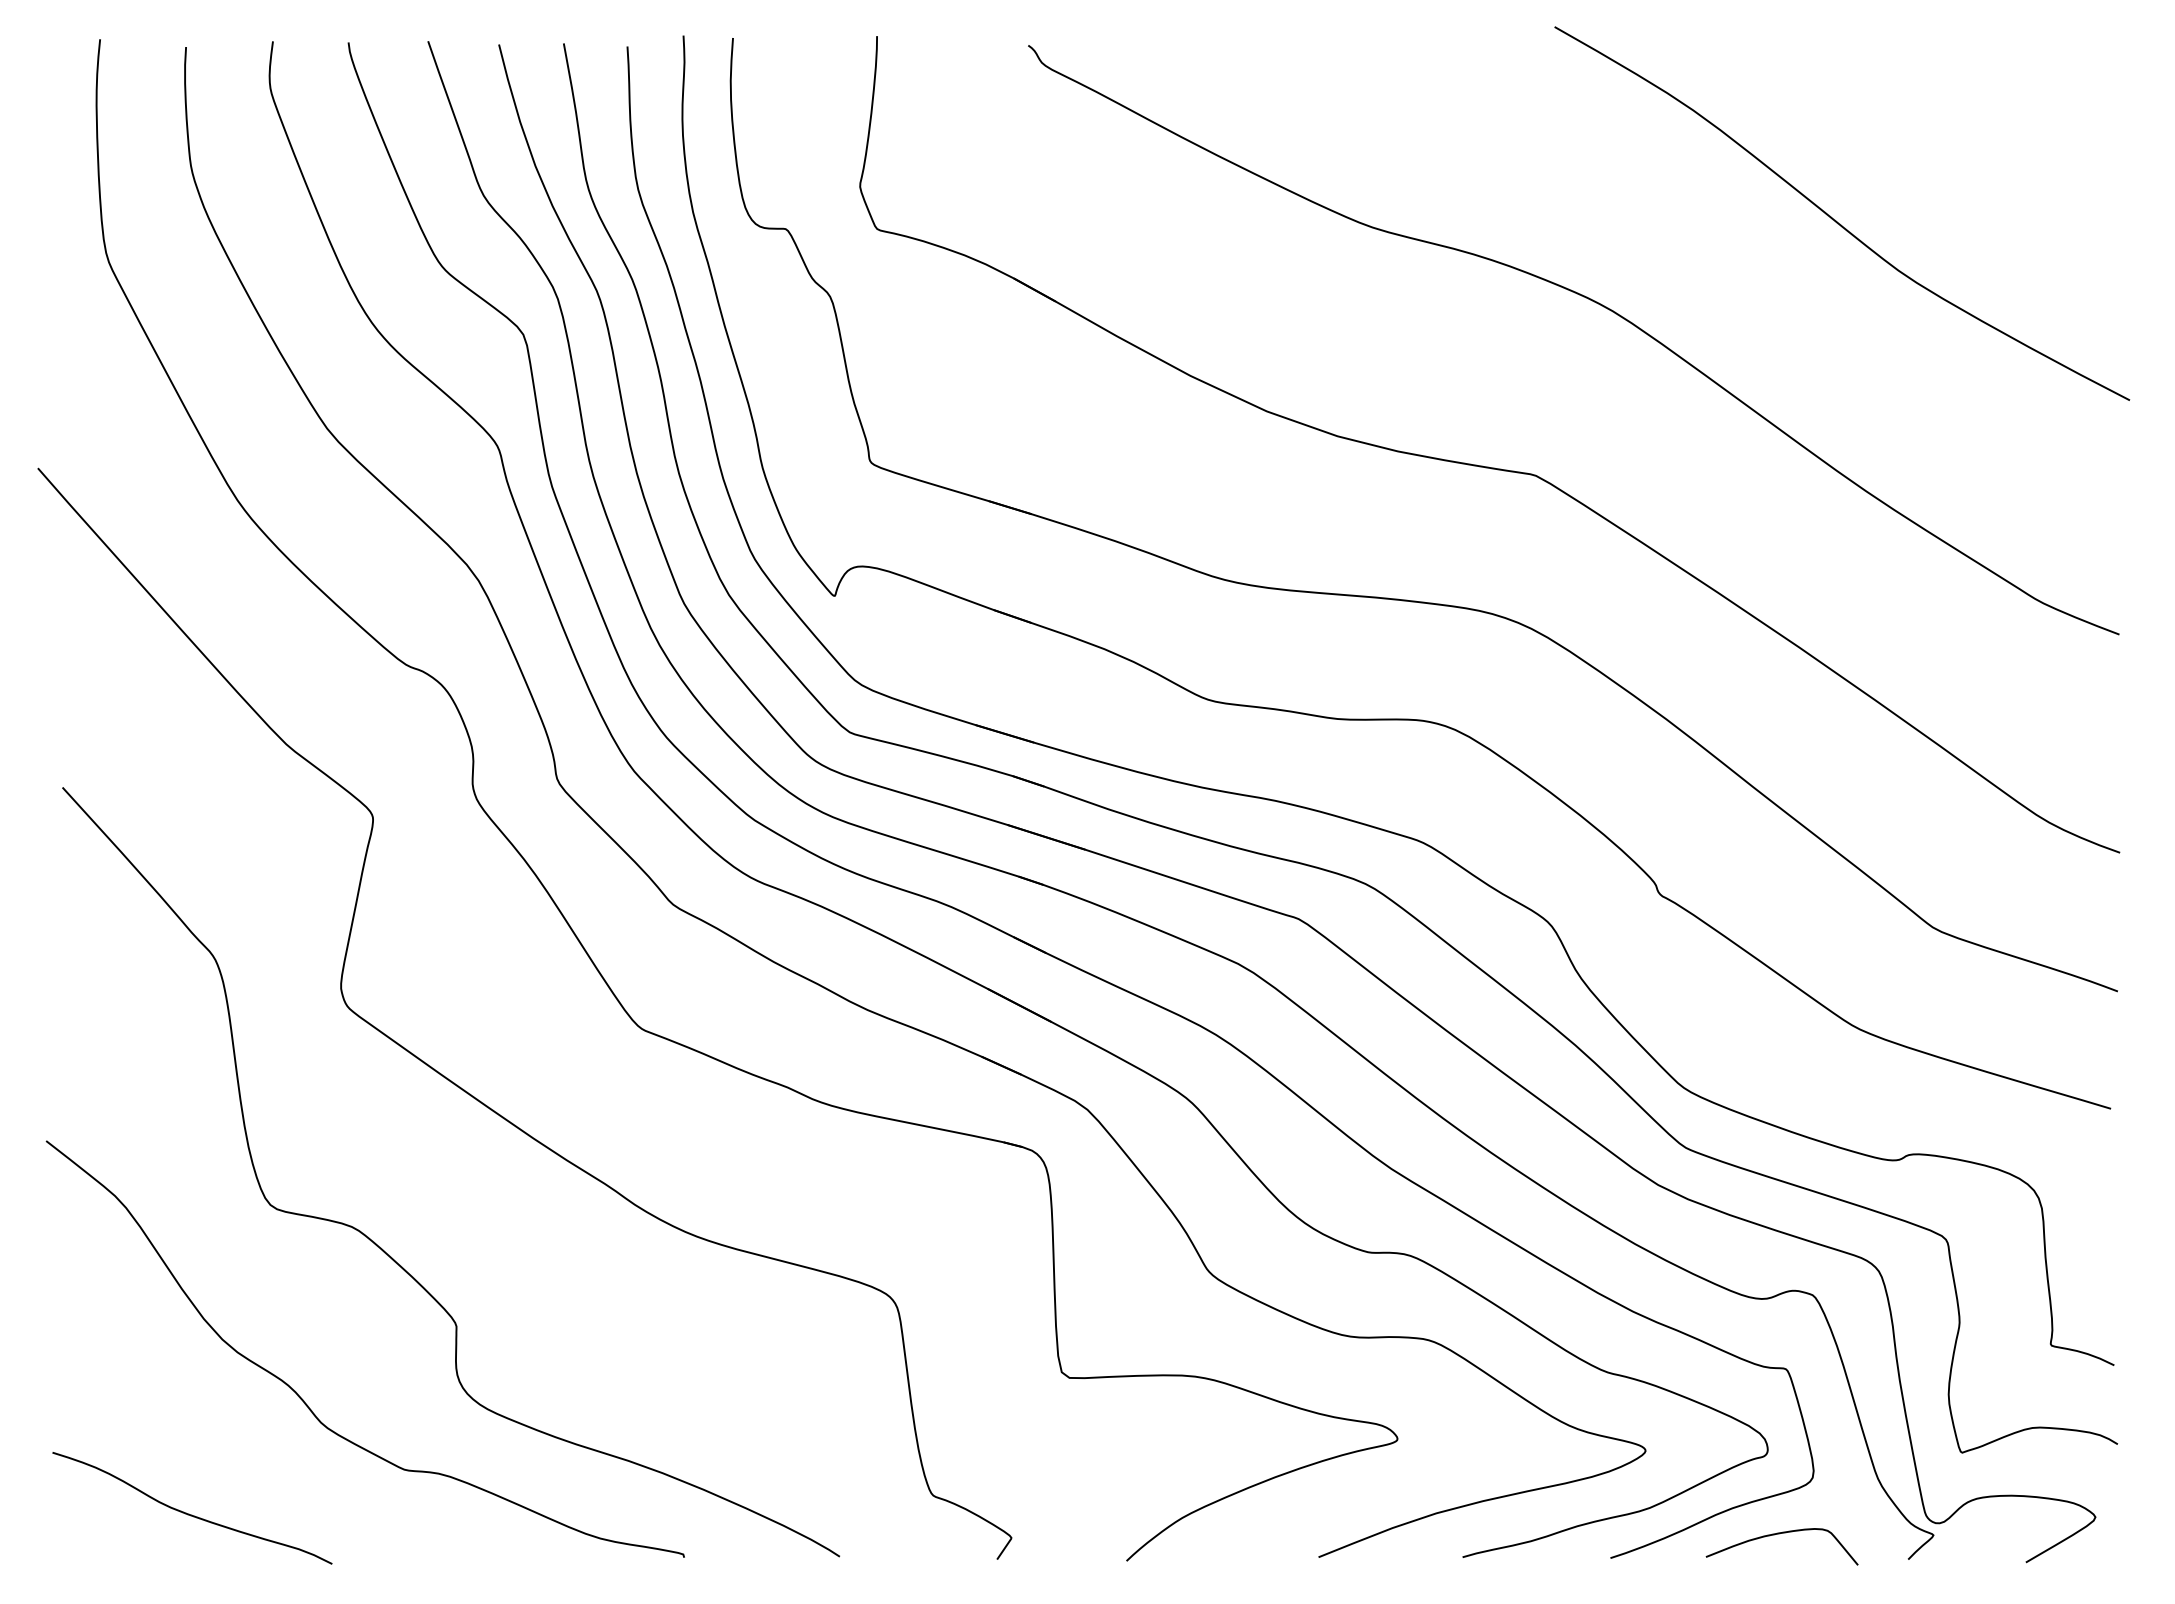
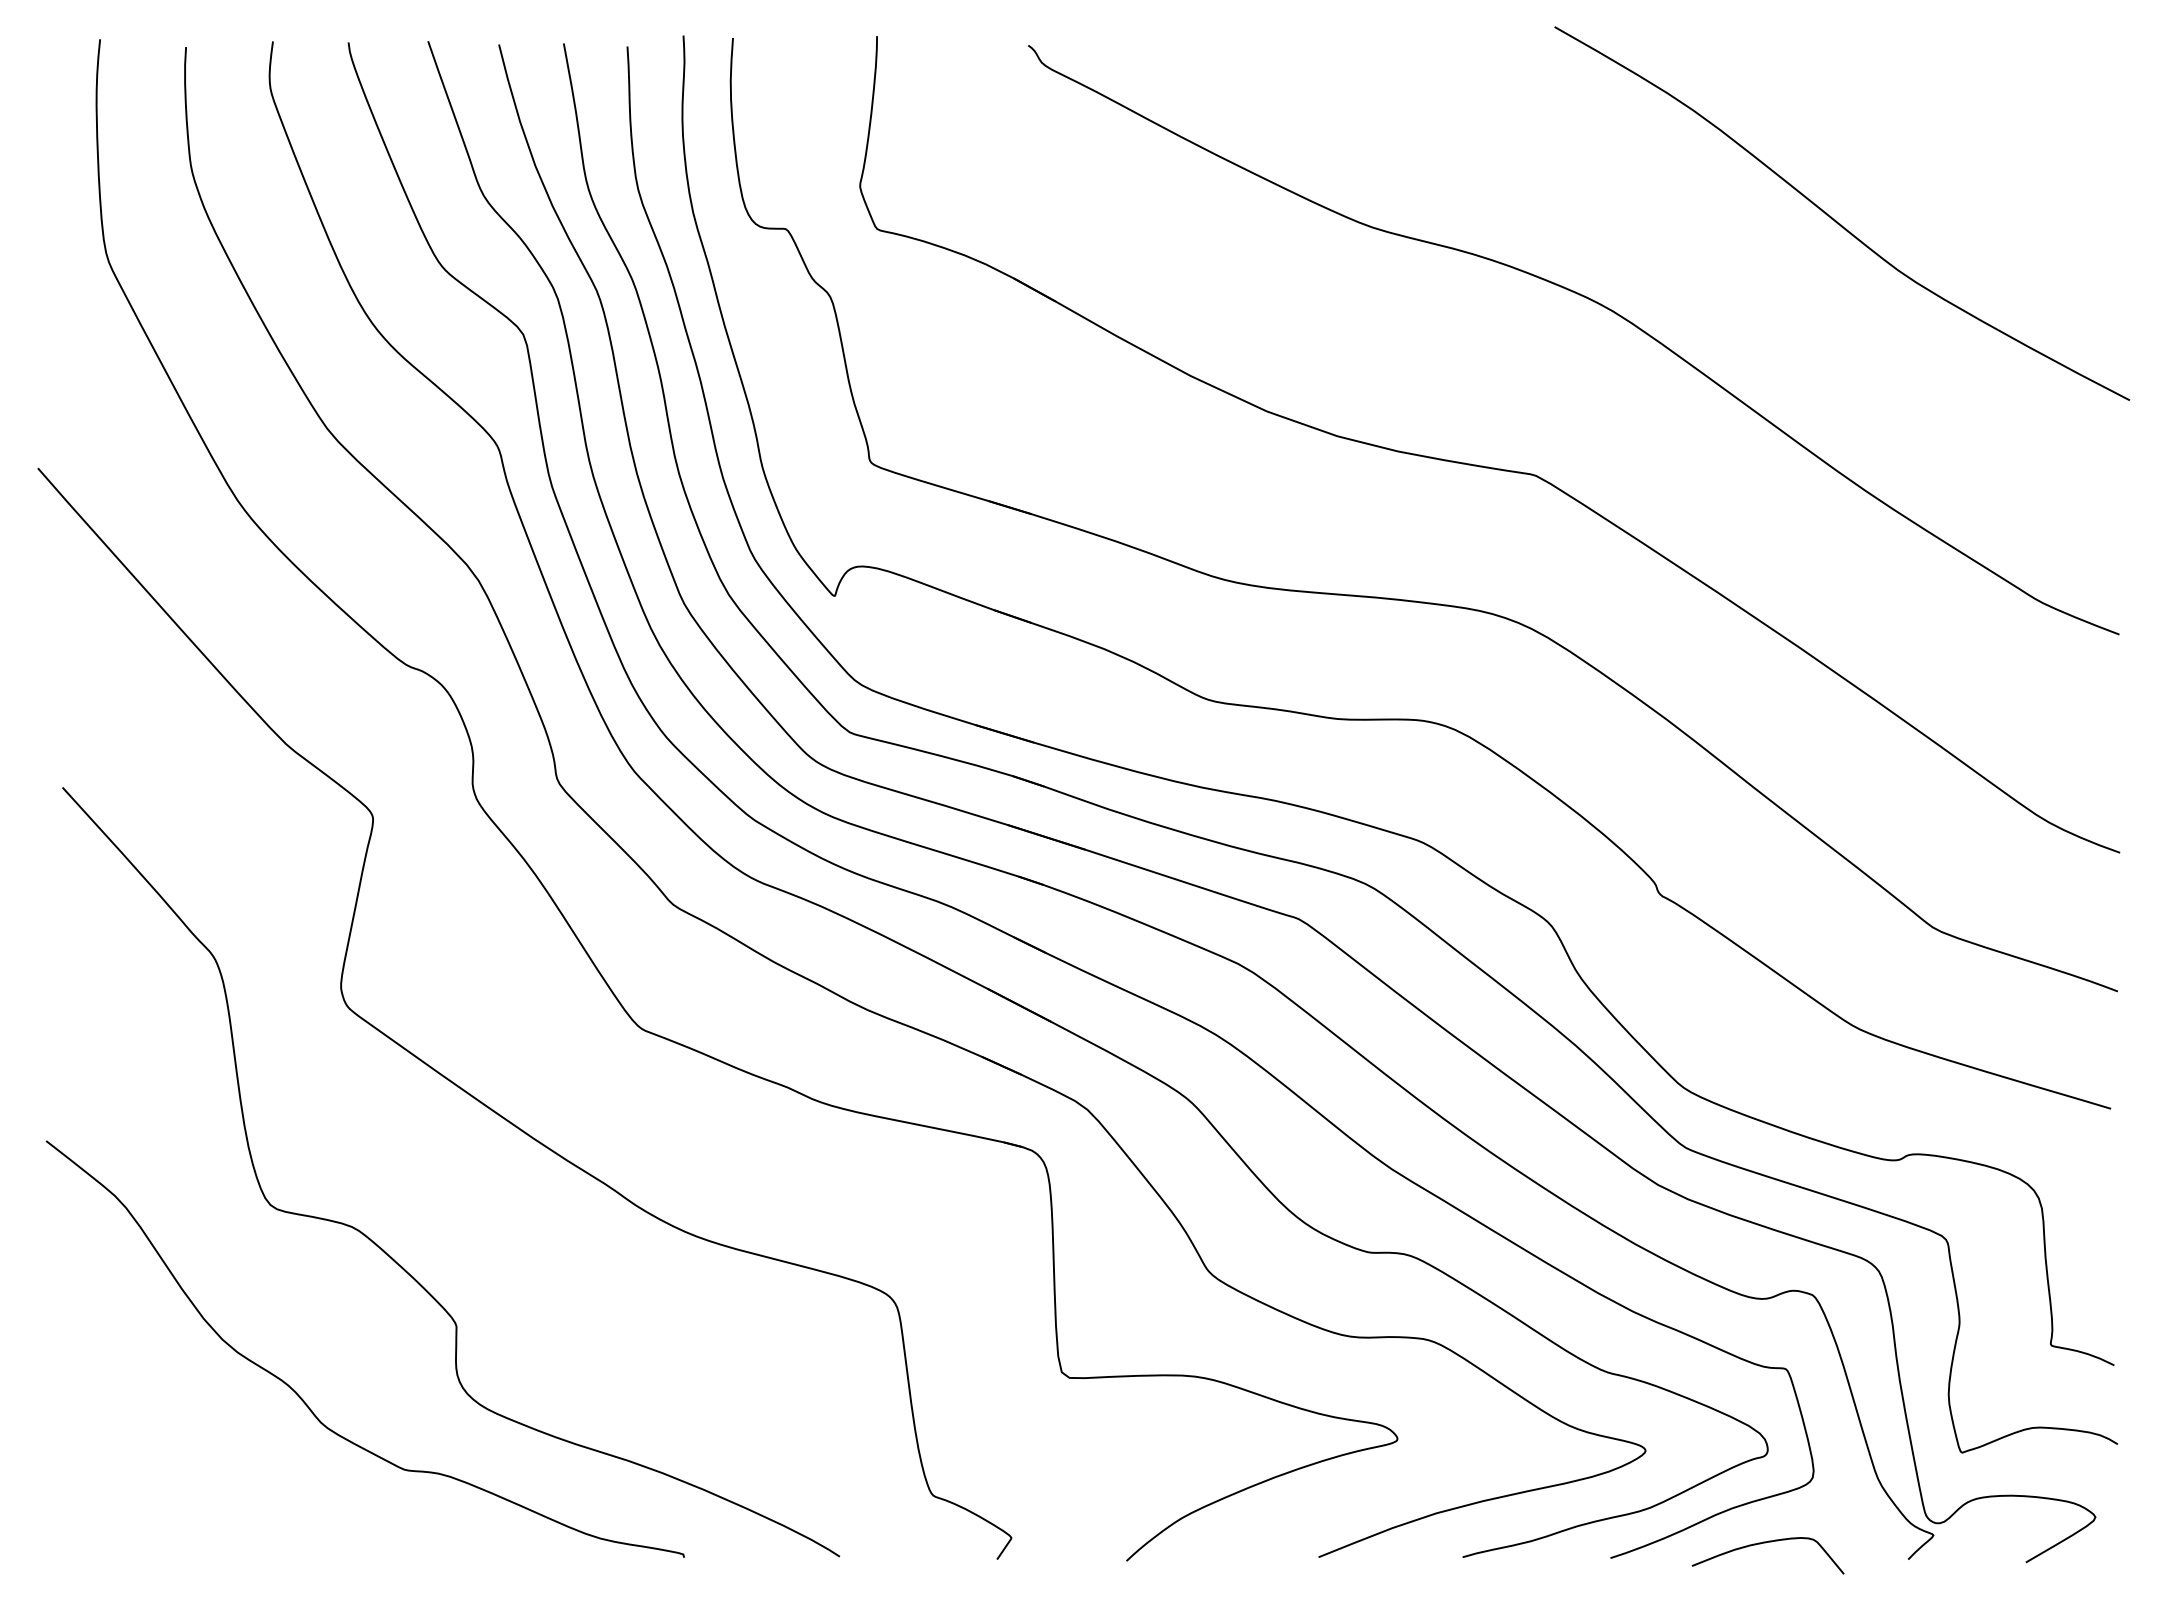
curve: present -> none (189, 1513)
curve position: (1779, 1534) -> (1765, 1543) (1765, 1543)
